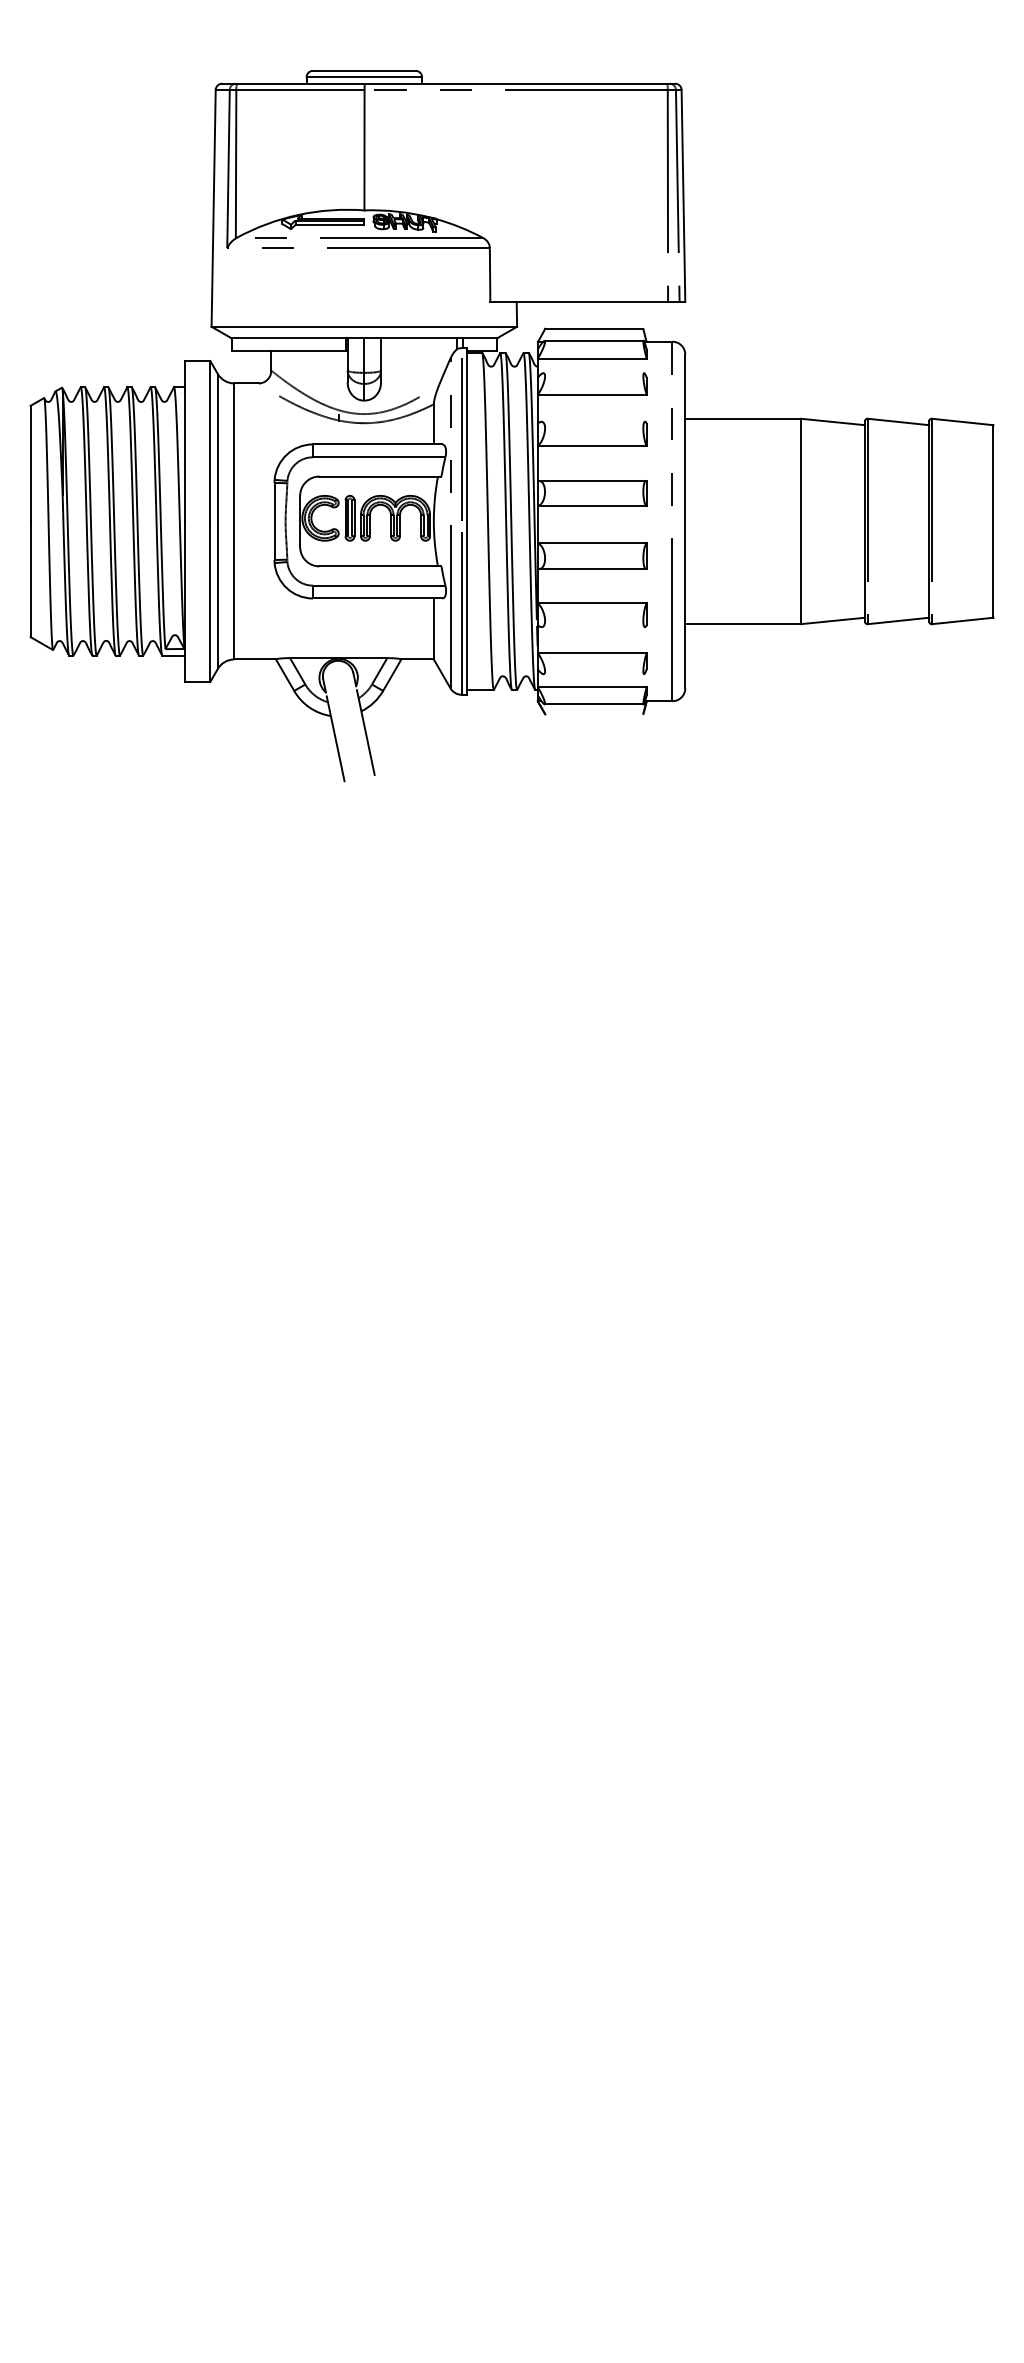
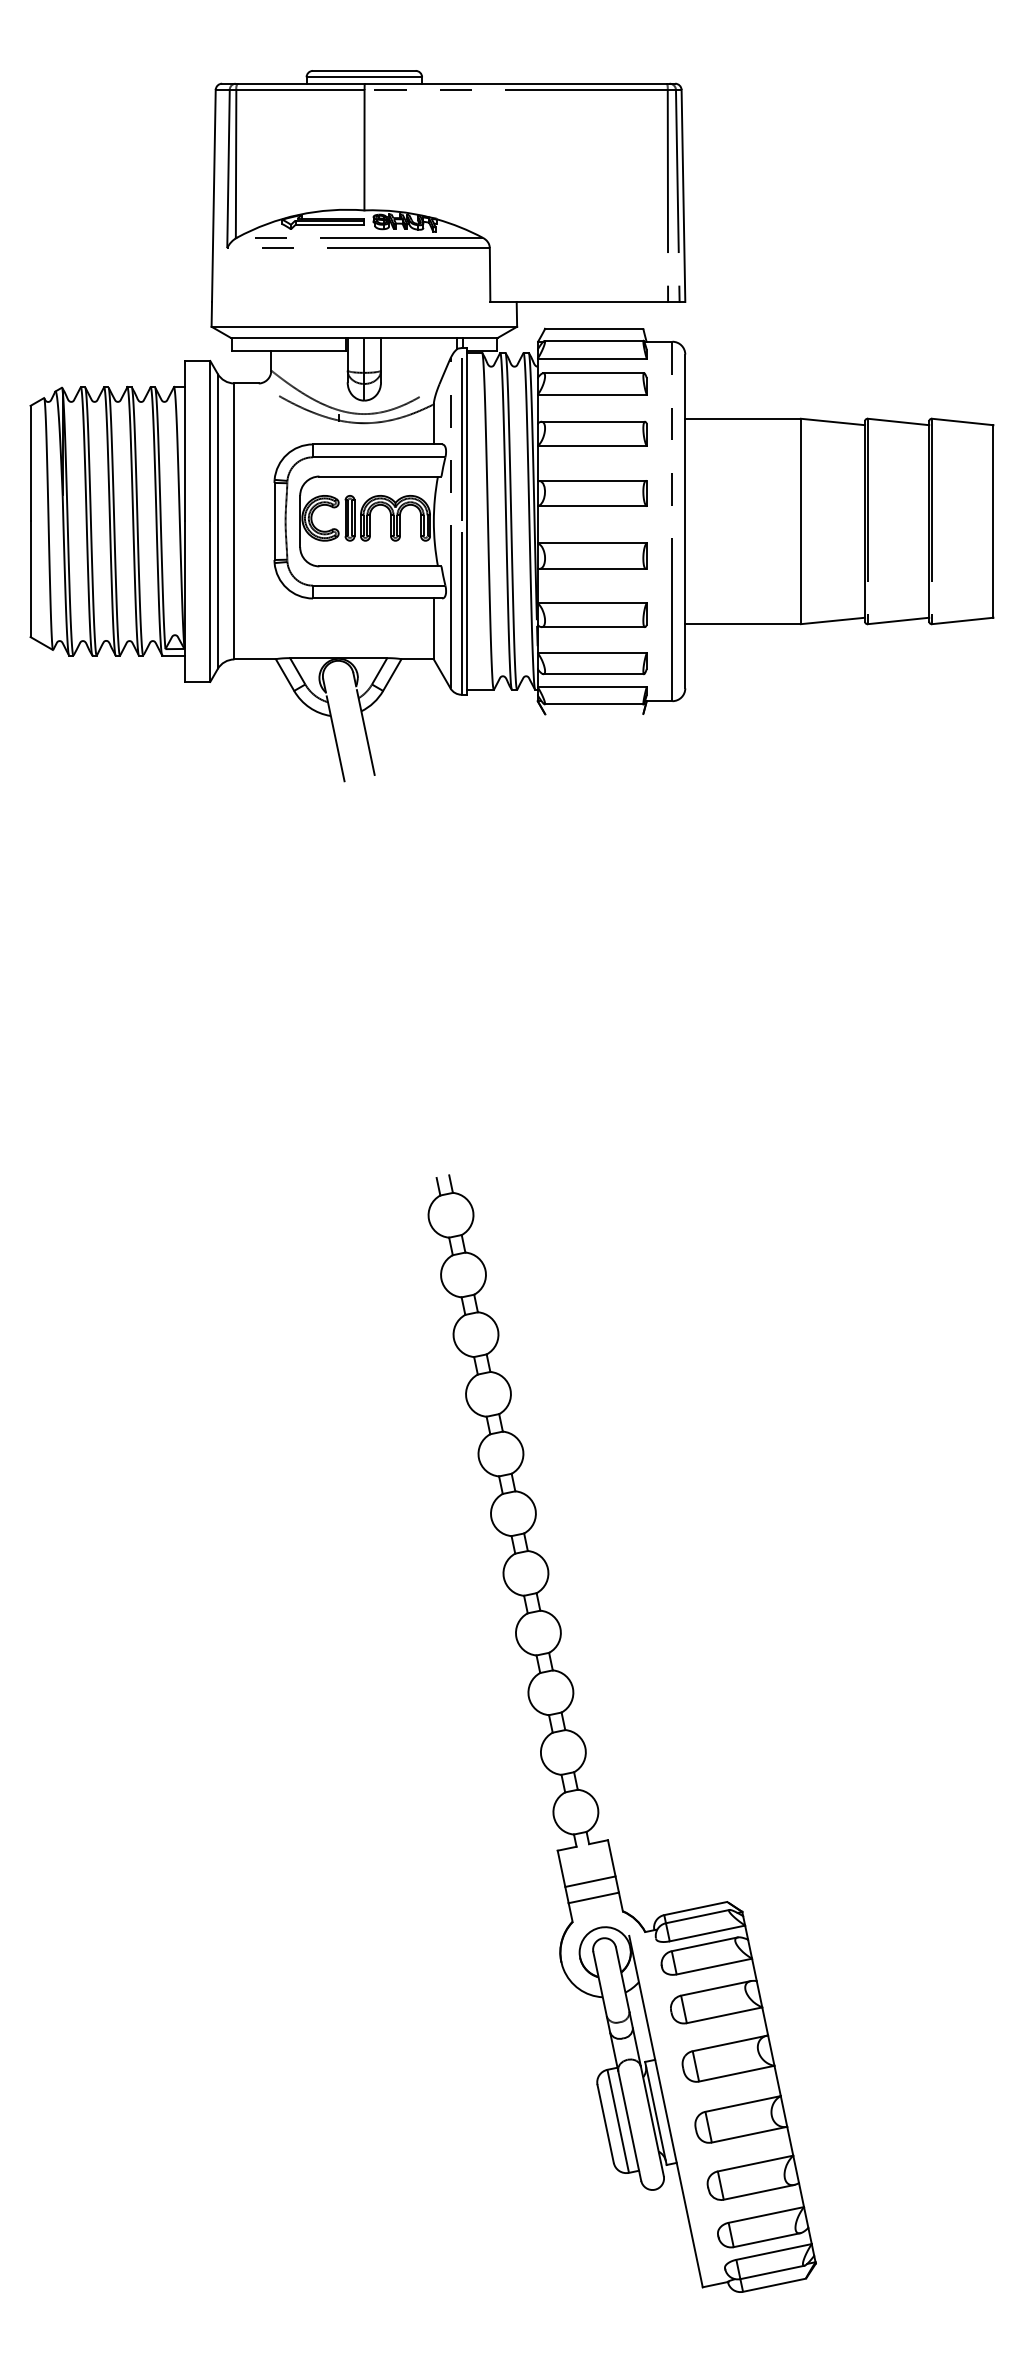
line: none -> present (593, 373)
line: none -> present (593, 421)
line: none -> present (592, 627)
line: none -> present (593, 674)
part: none -> present (585, 1744)
